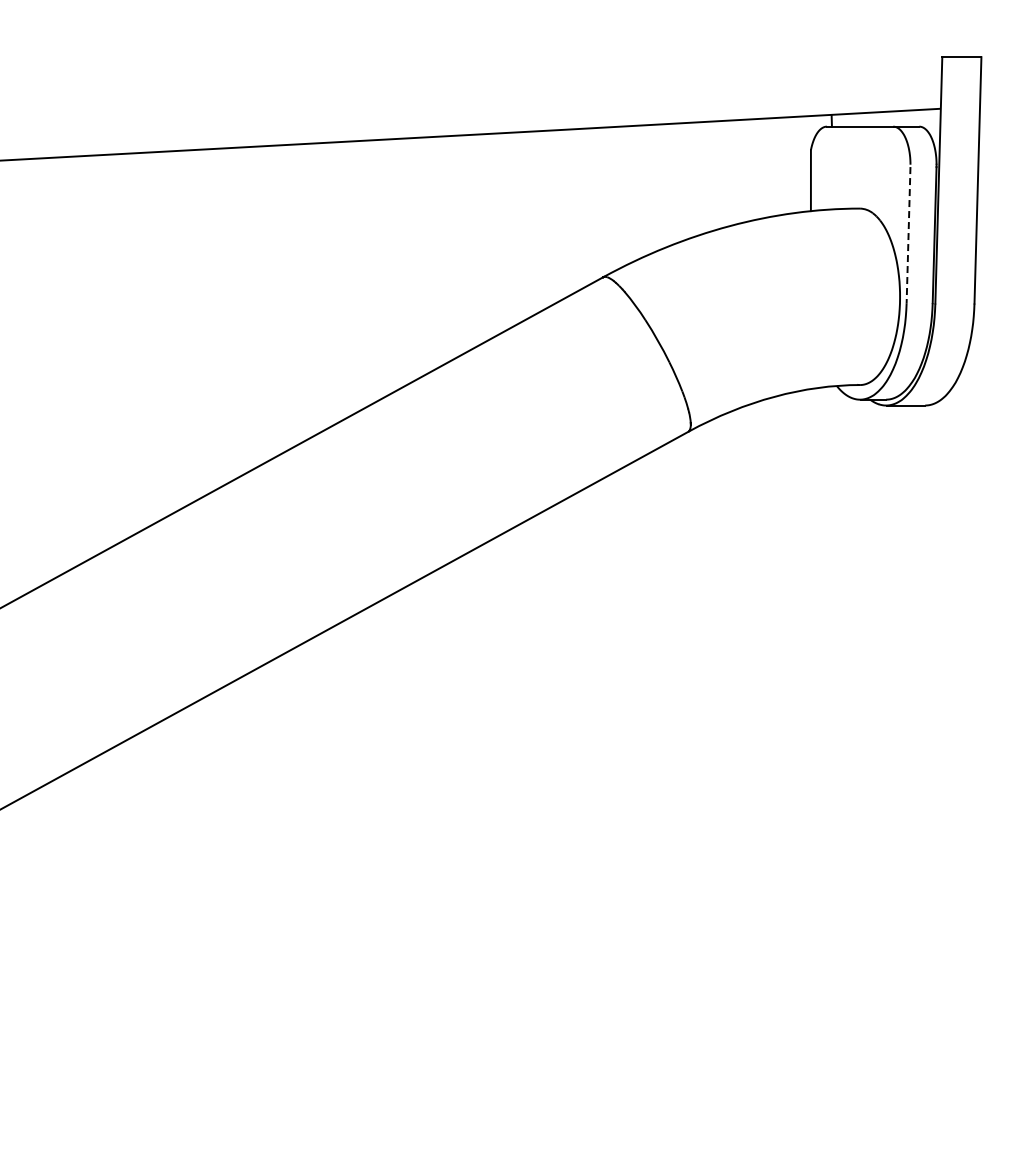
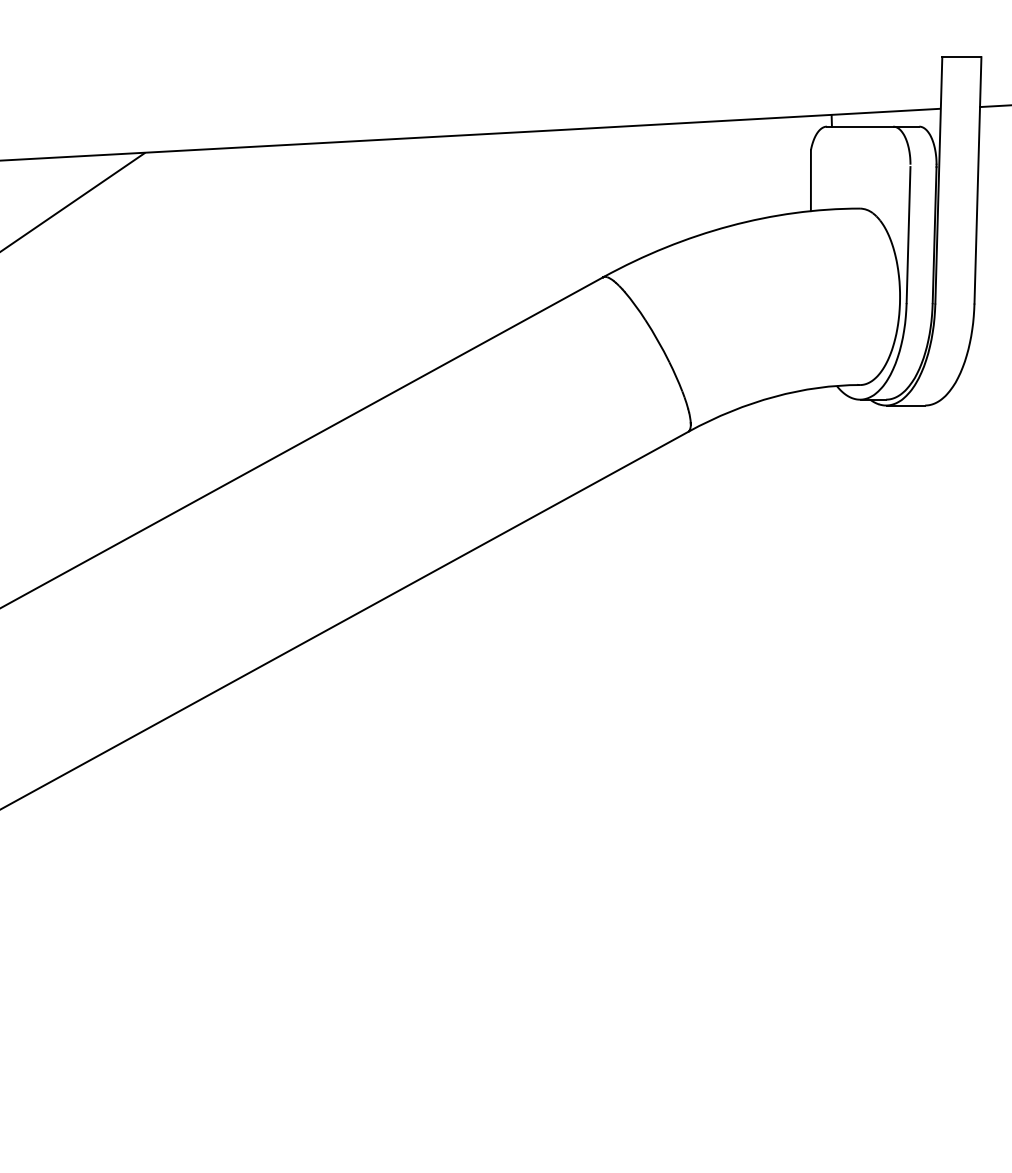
line: none -> present (994, 106)
line: none -> present (73, 201)
line: dashed -> solid (908, 235)
